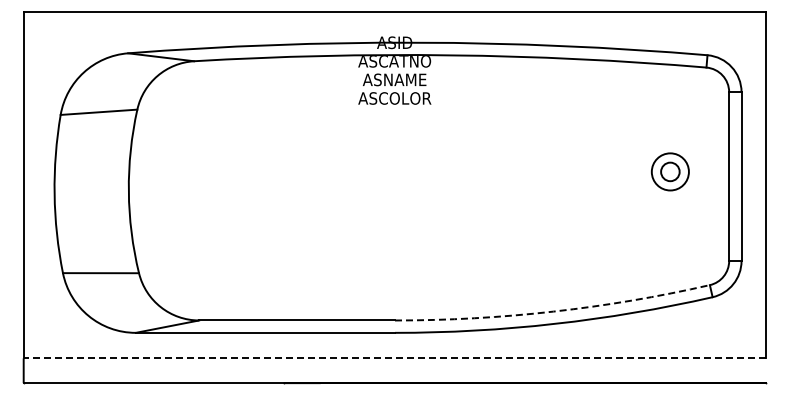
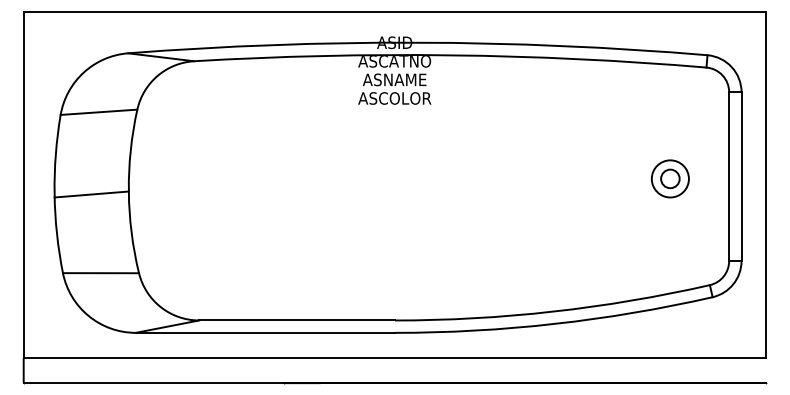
part position: (669, 171) -> (669, 178) (669, 178)
line: none -> present (91, 194)
arc: dashed -> solid (553, 311)
line: dashed -> solid (394, 358)
